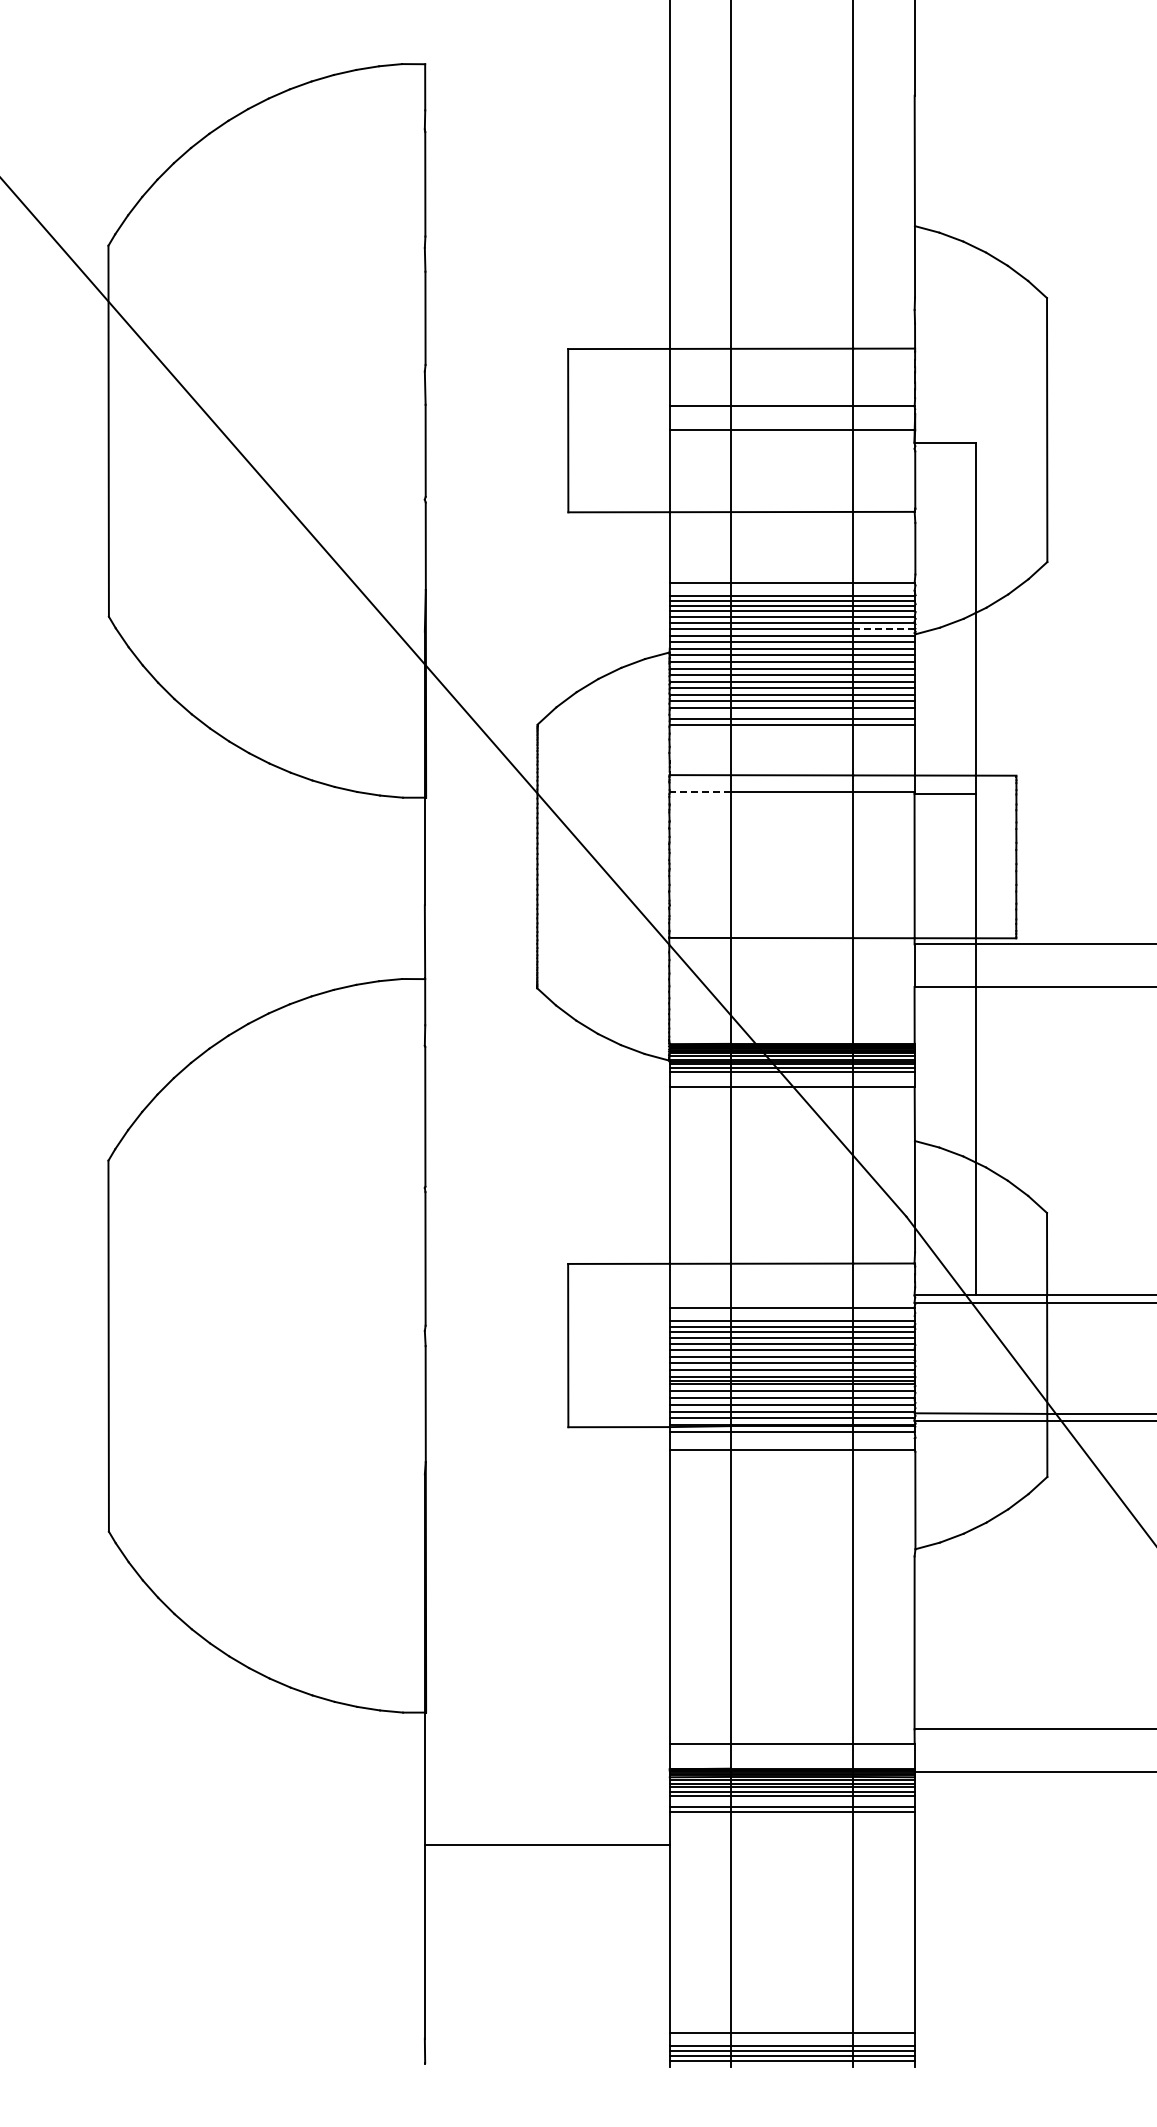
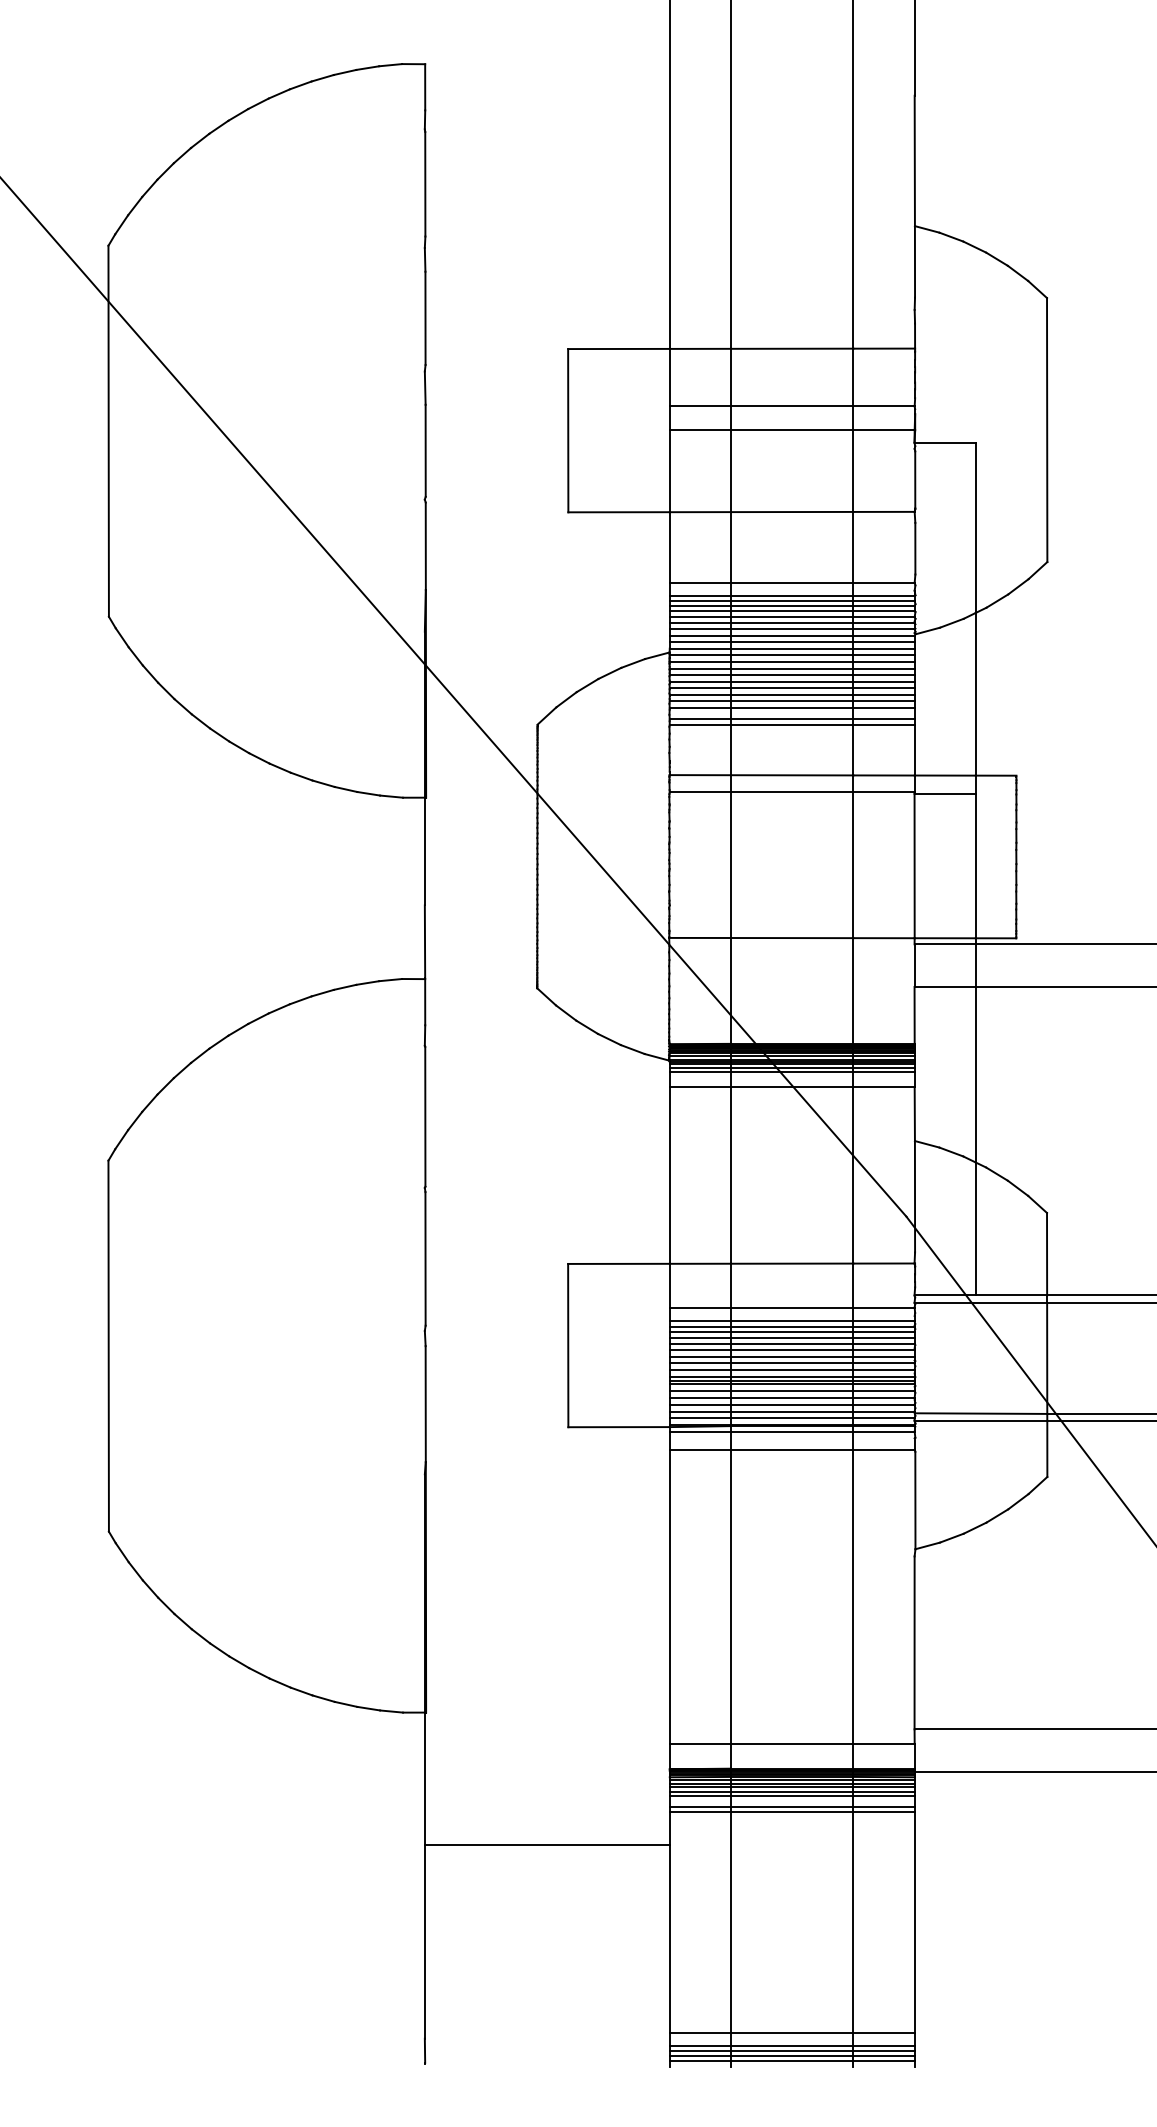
line: dashed -> solid (884, 629)
line: dashed -> solid (700, 792)
